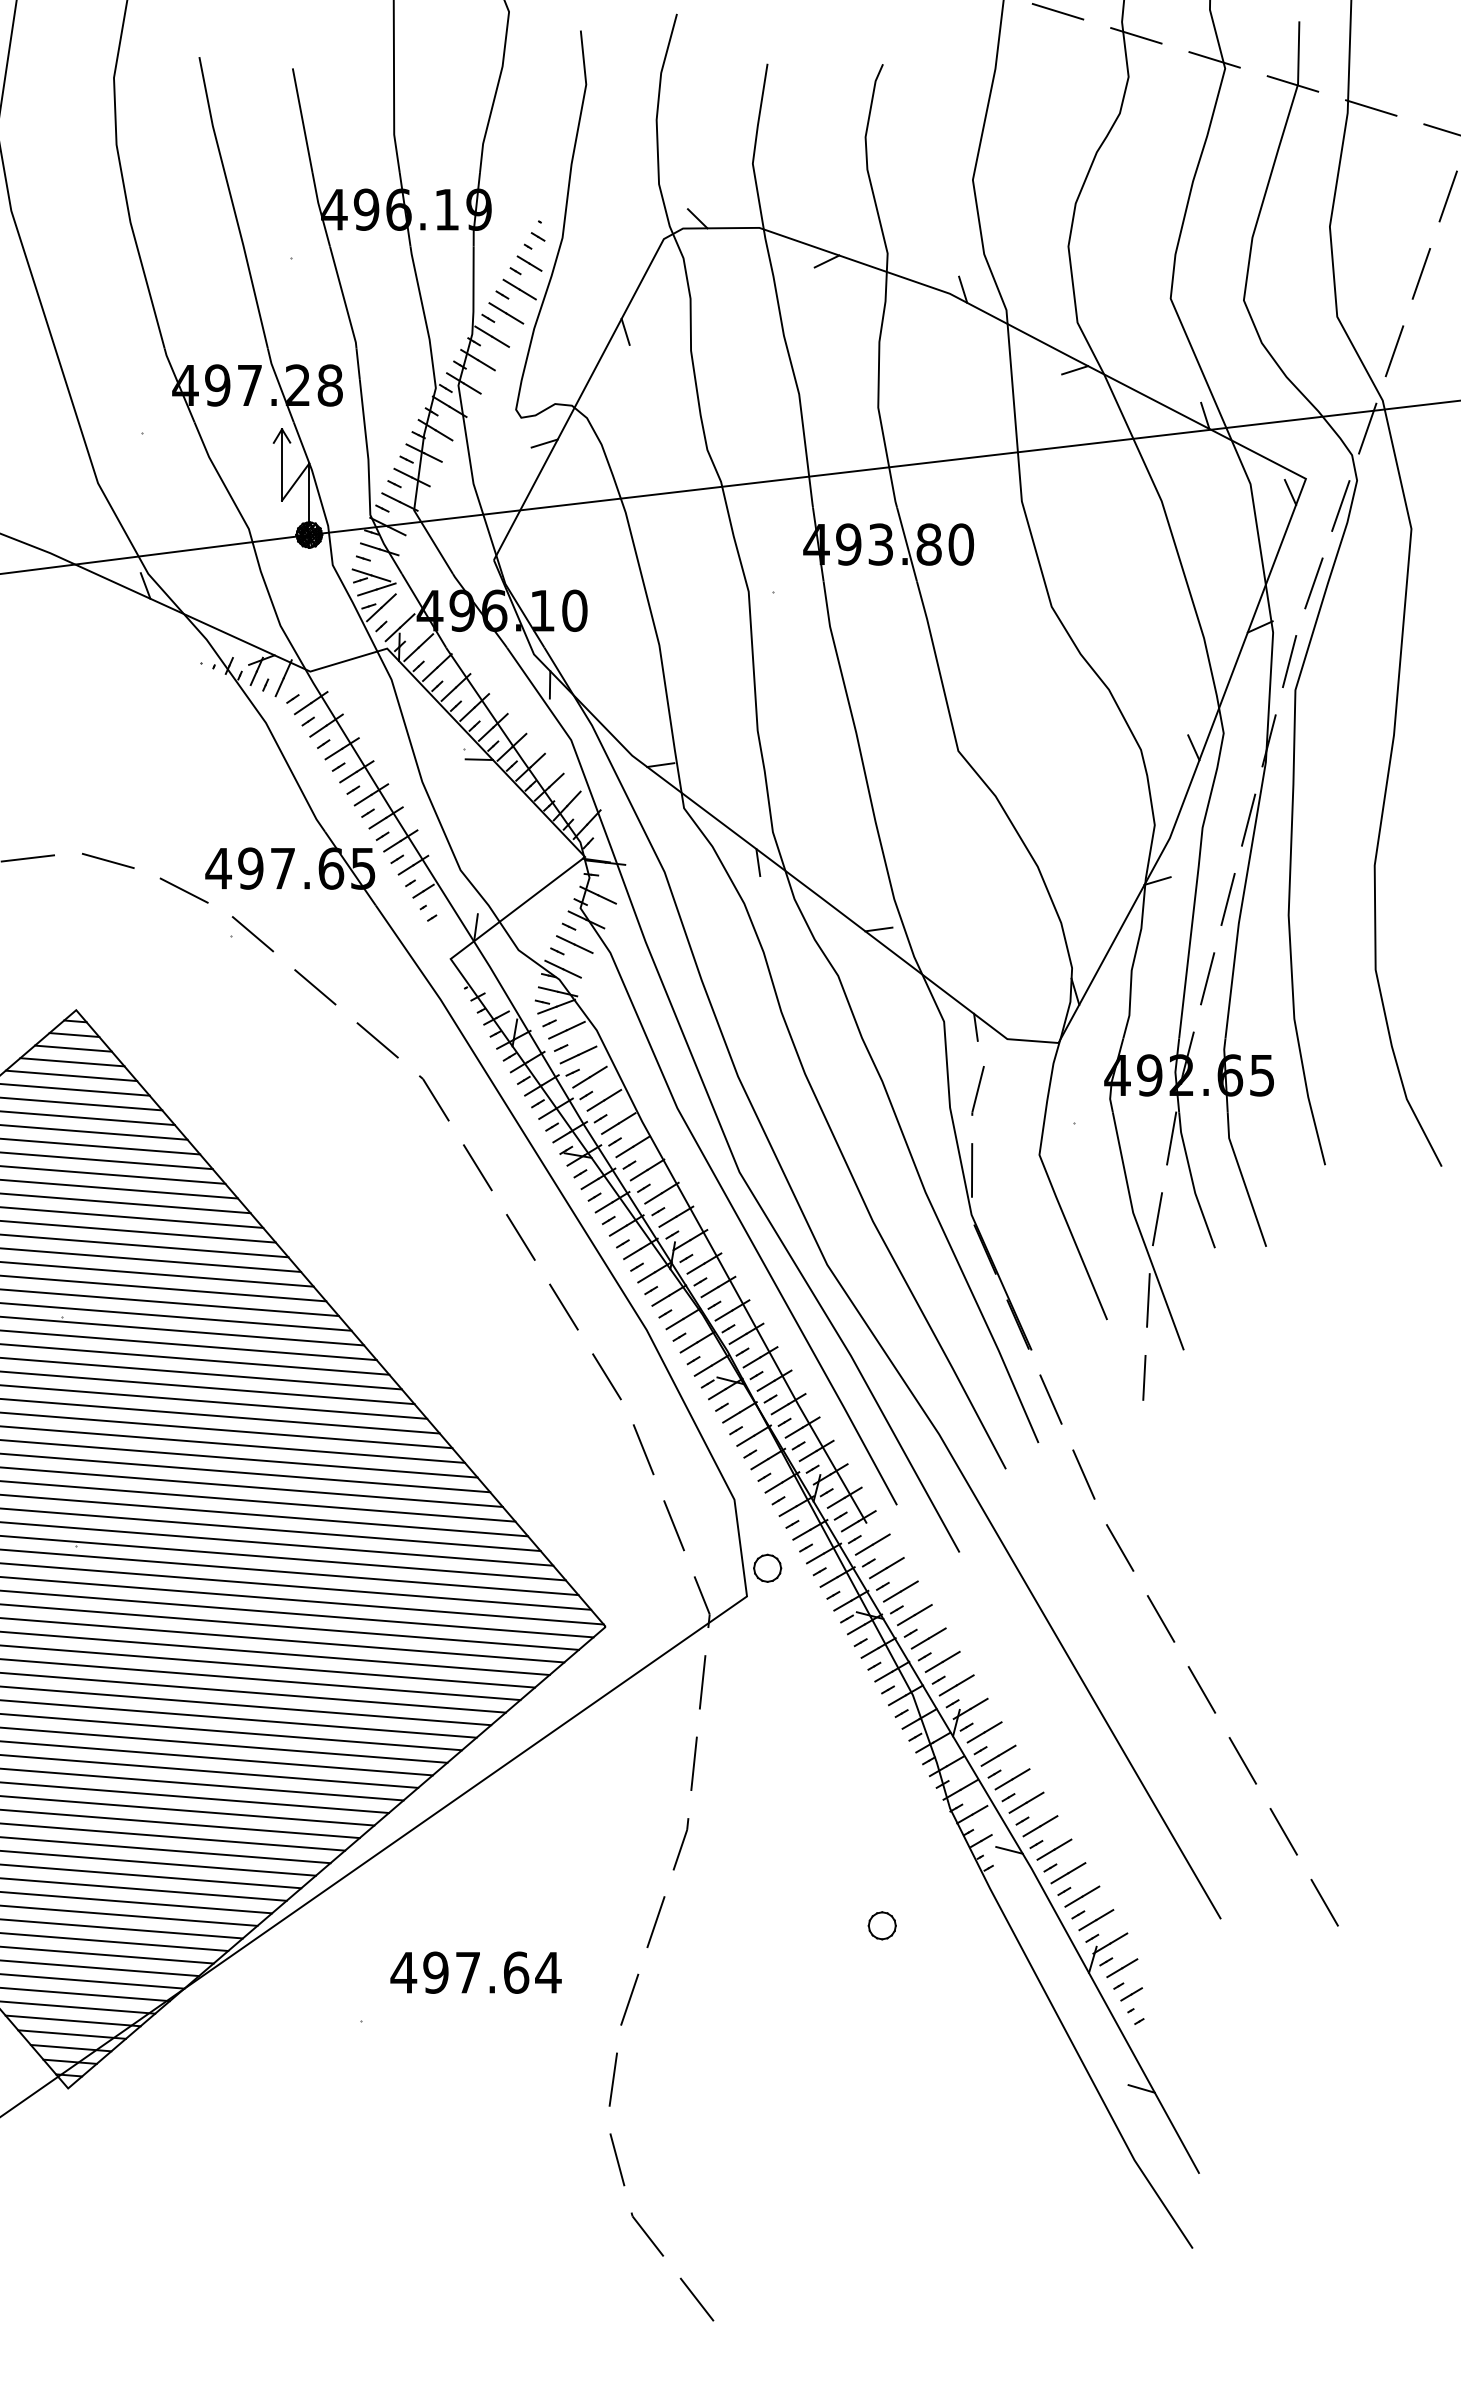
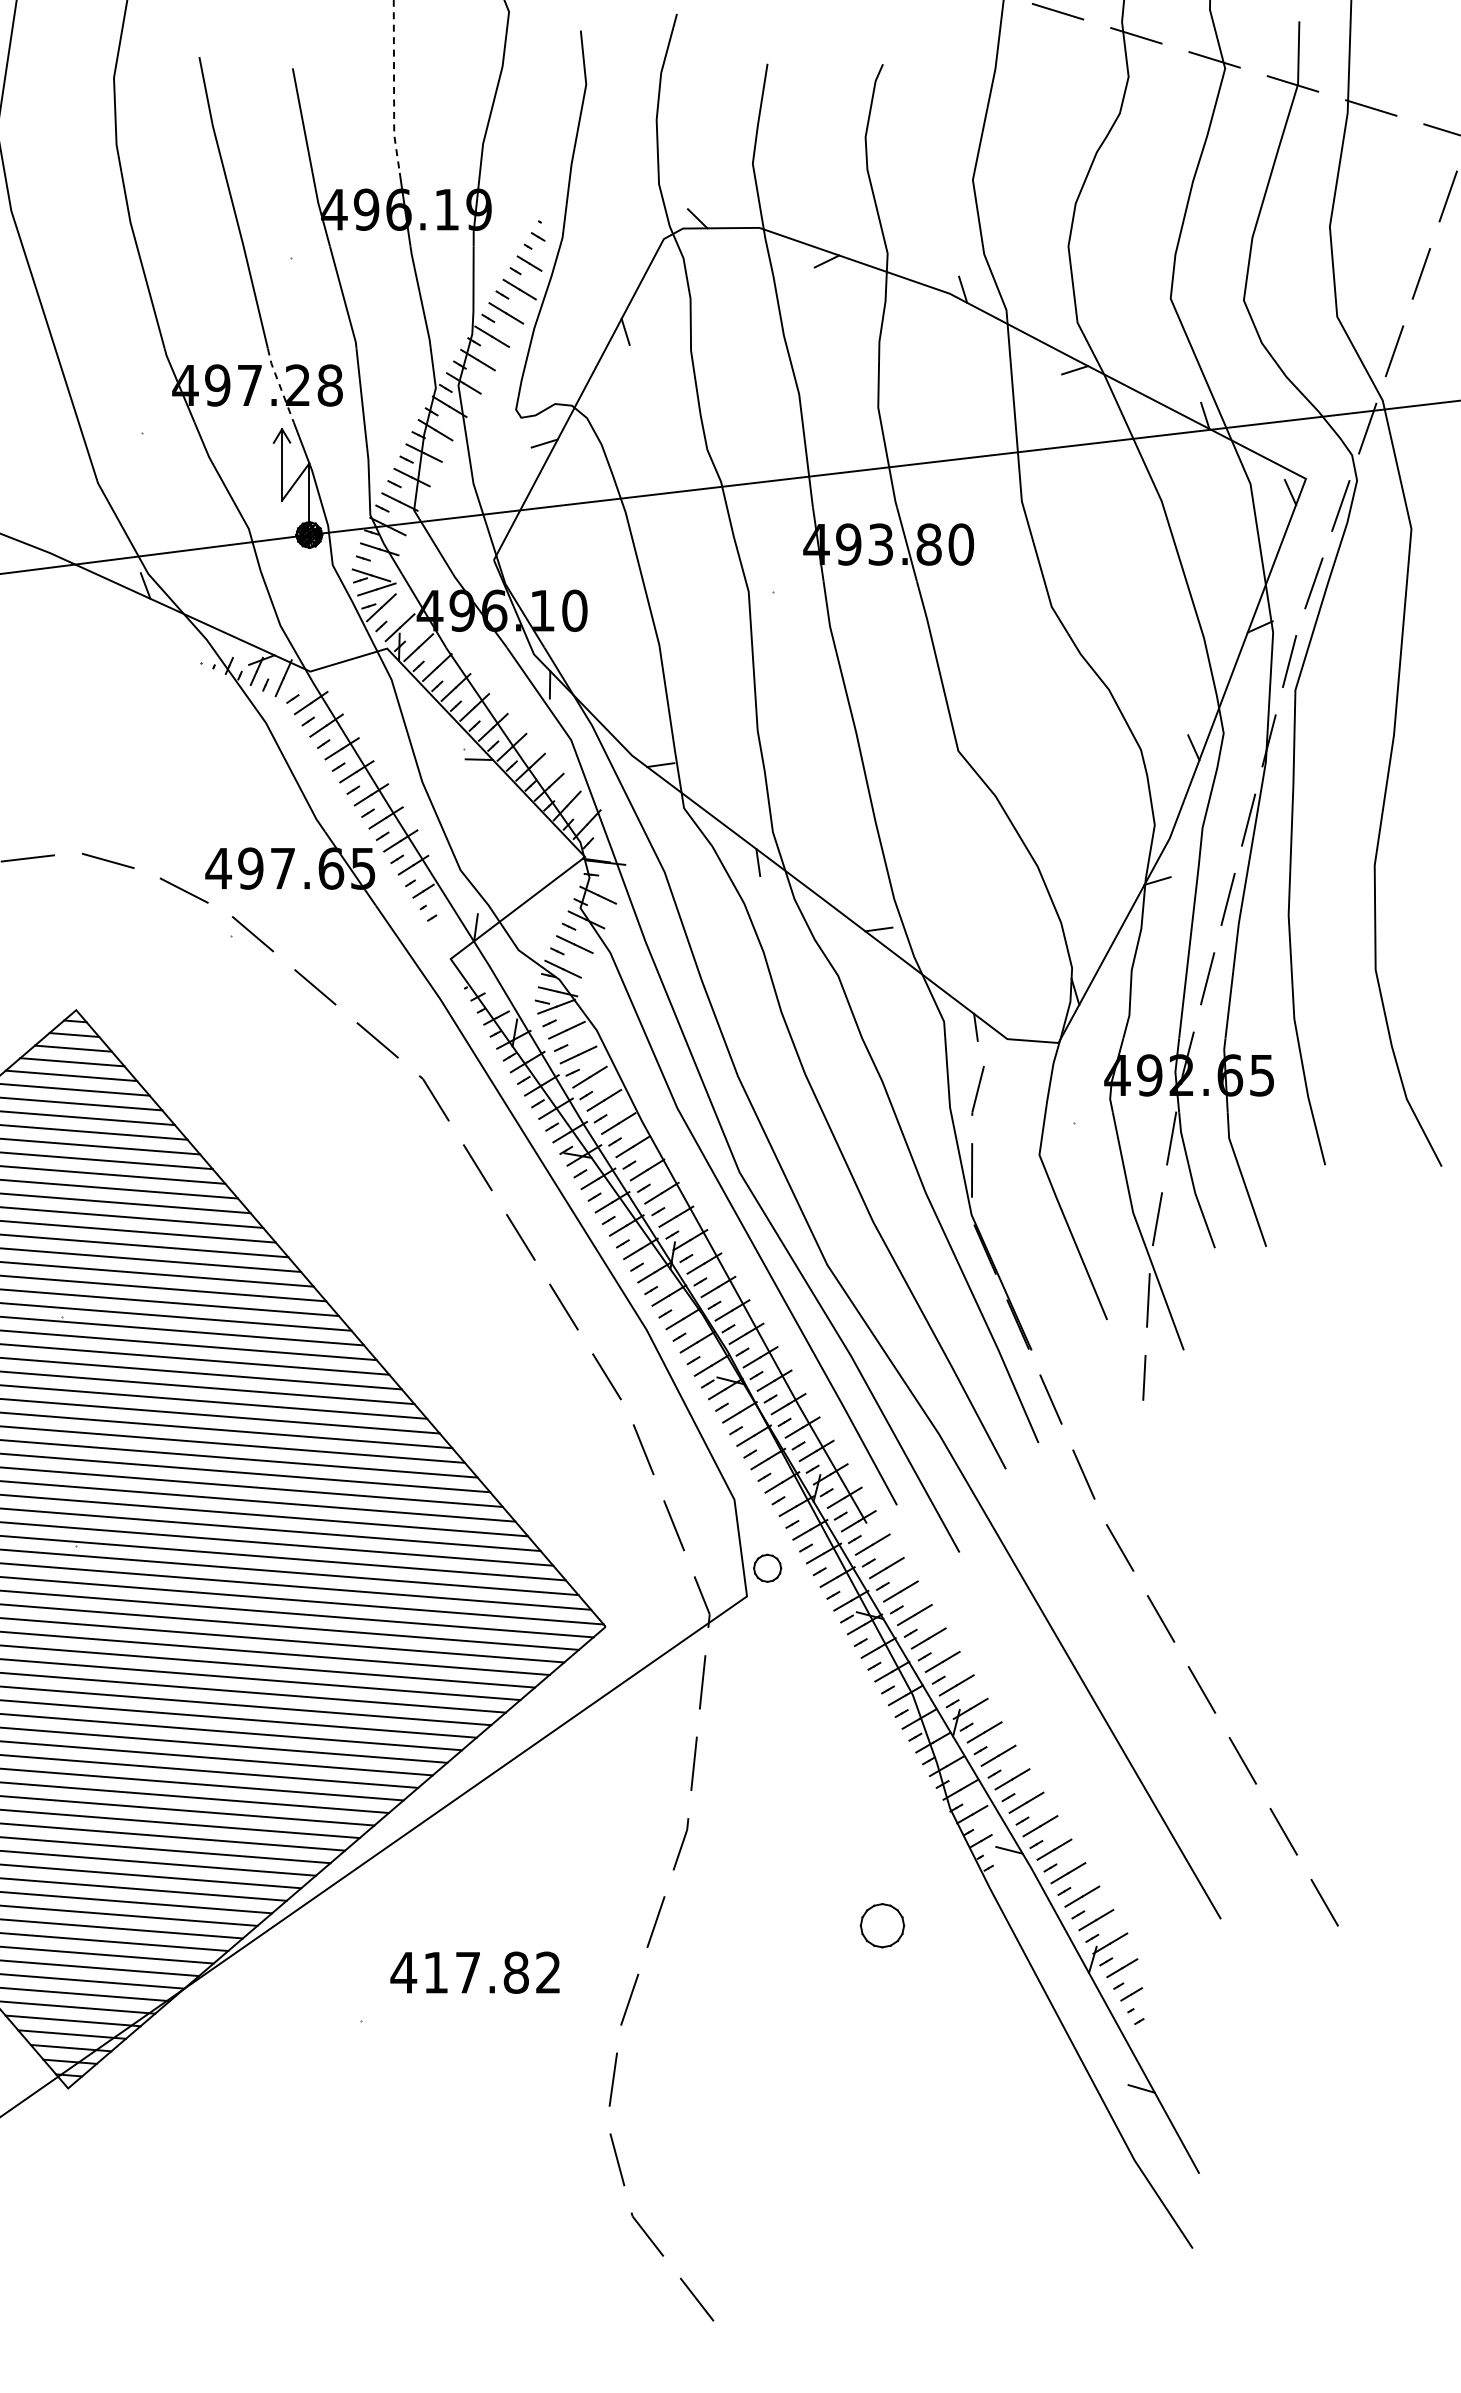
line: solid -> dashed (394, 87)
line: solid -> dashed (279, 385)
part size: 30x30 px -> 47x46 px (882, 1925)
text: 497.64 -> 417.82 (492, 1972)
